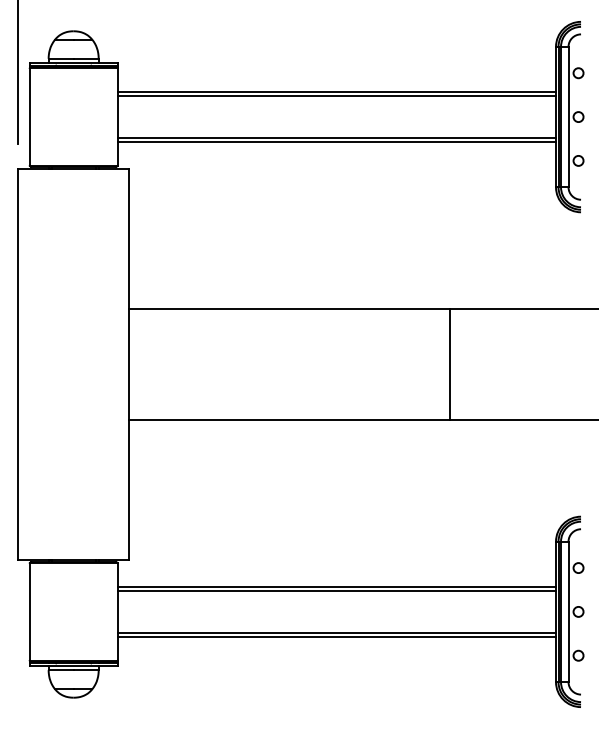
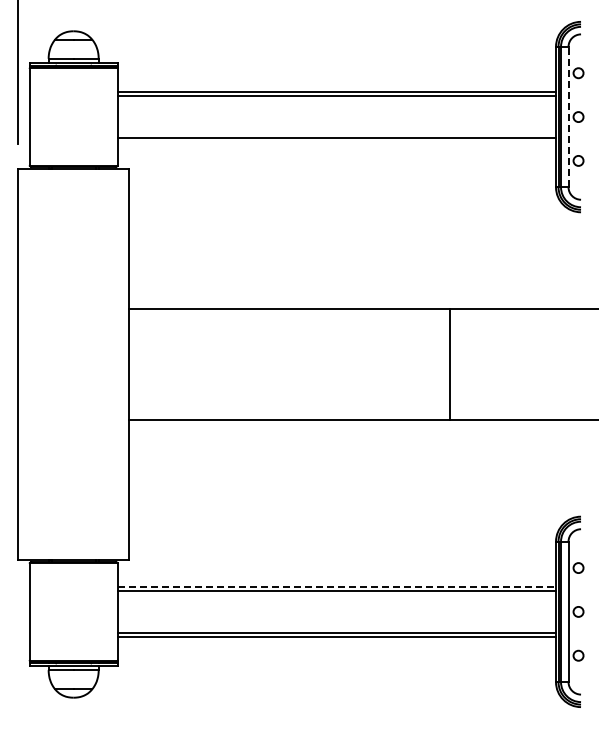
line: solid -> dashed (568, 116)
line: present -> none (336, 142)
line: solid -> dashed (337, 586)
